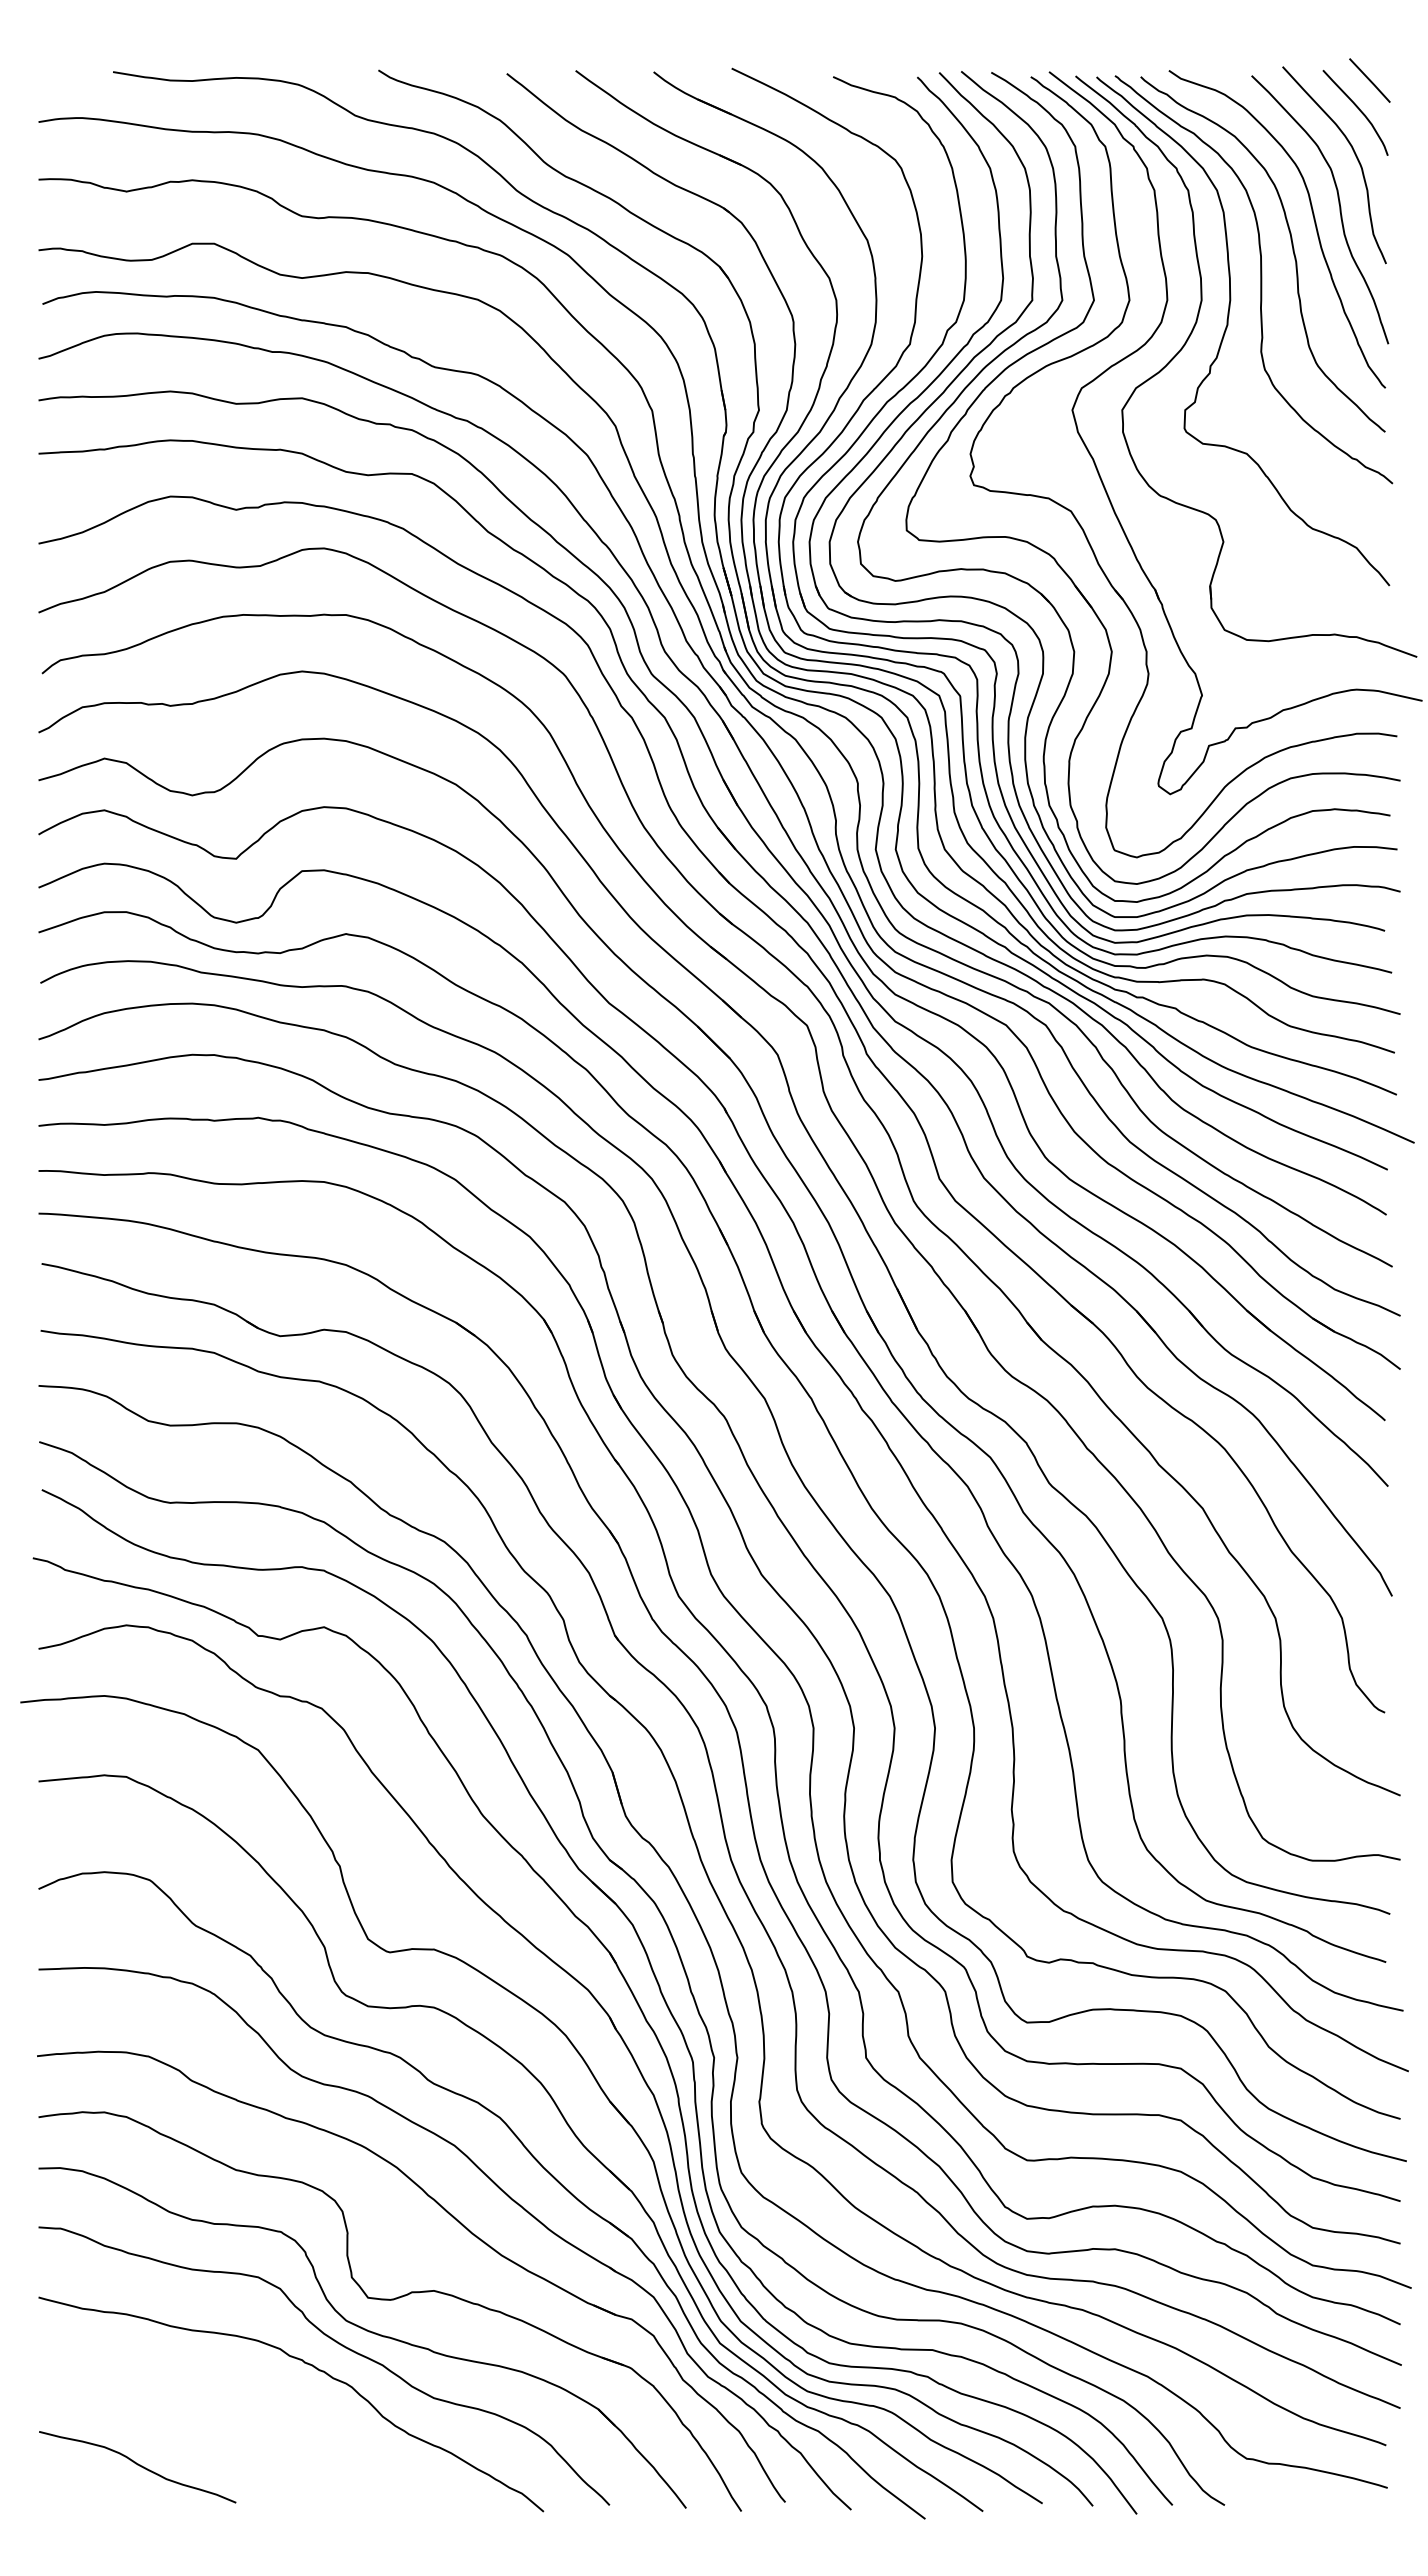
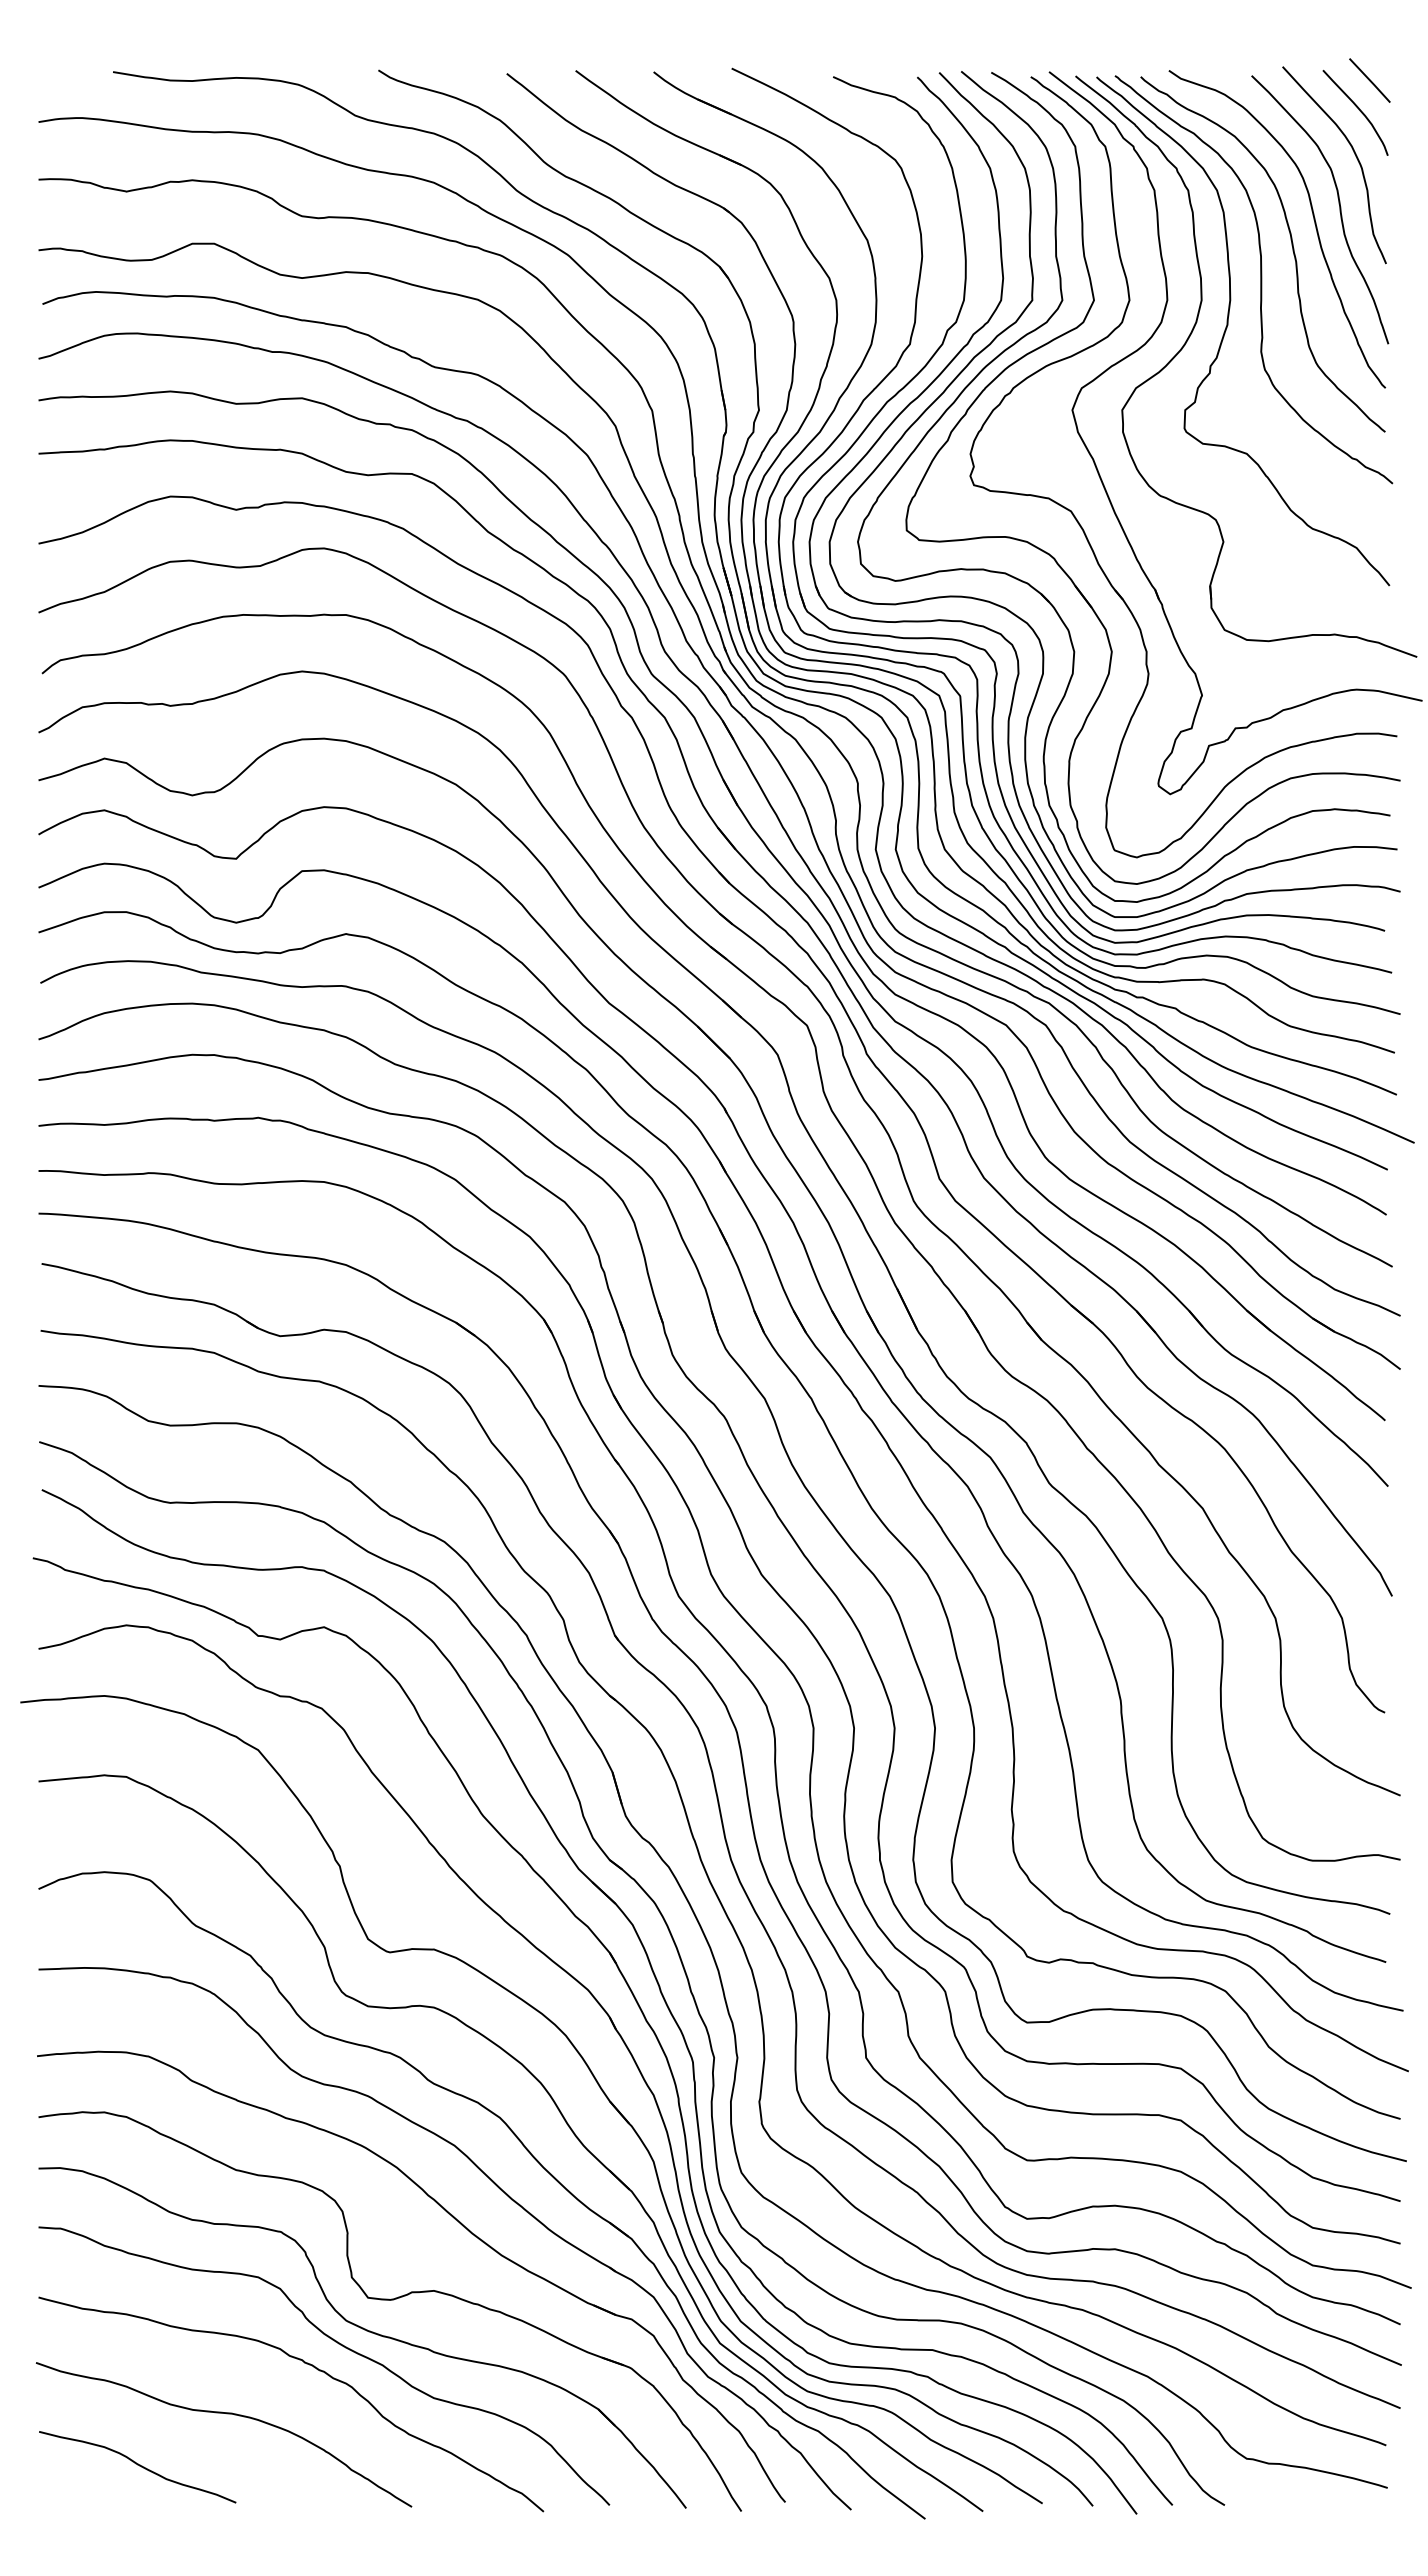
curve: none -> present (226, 2414)
